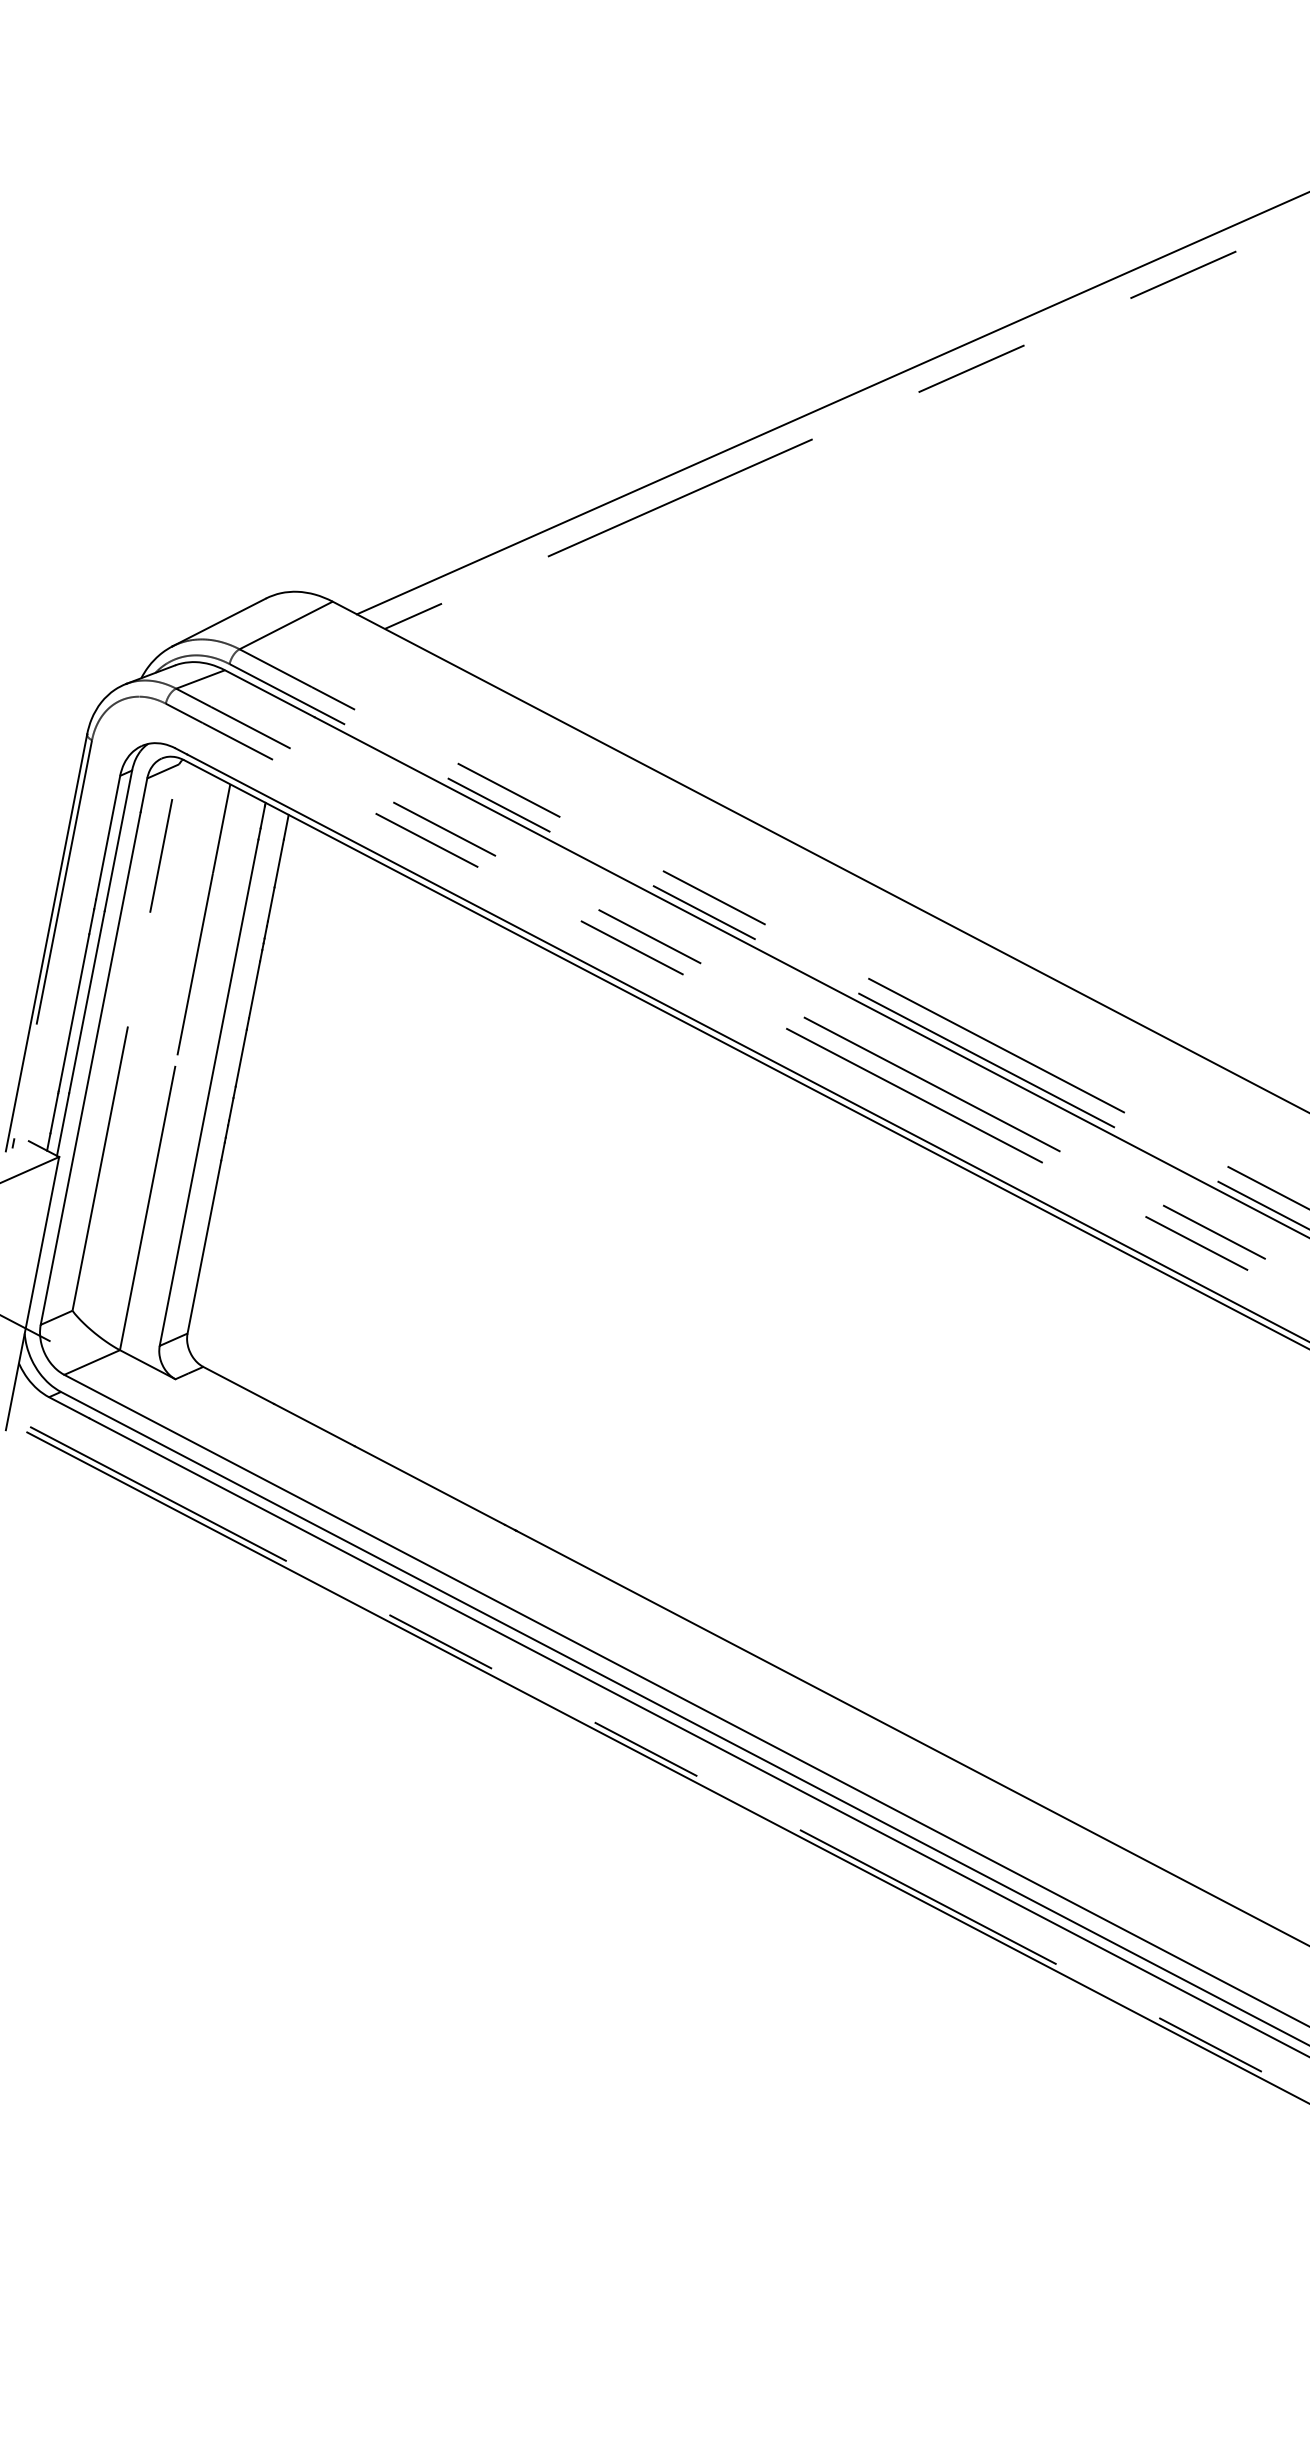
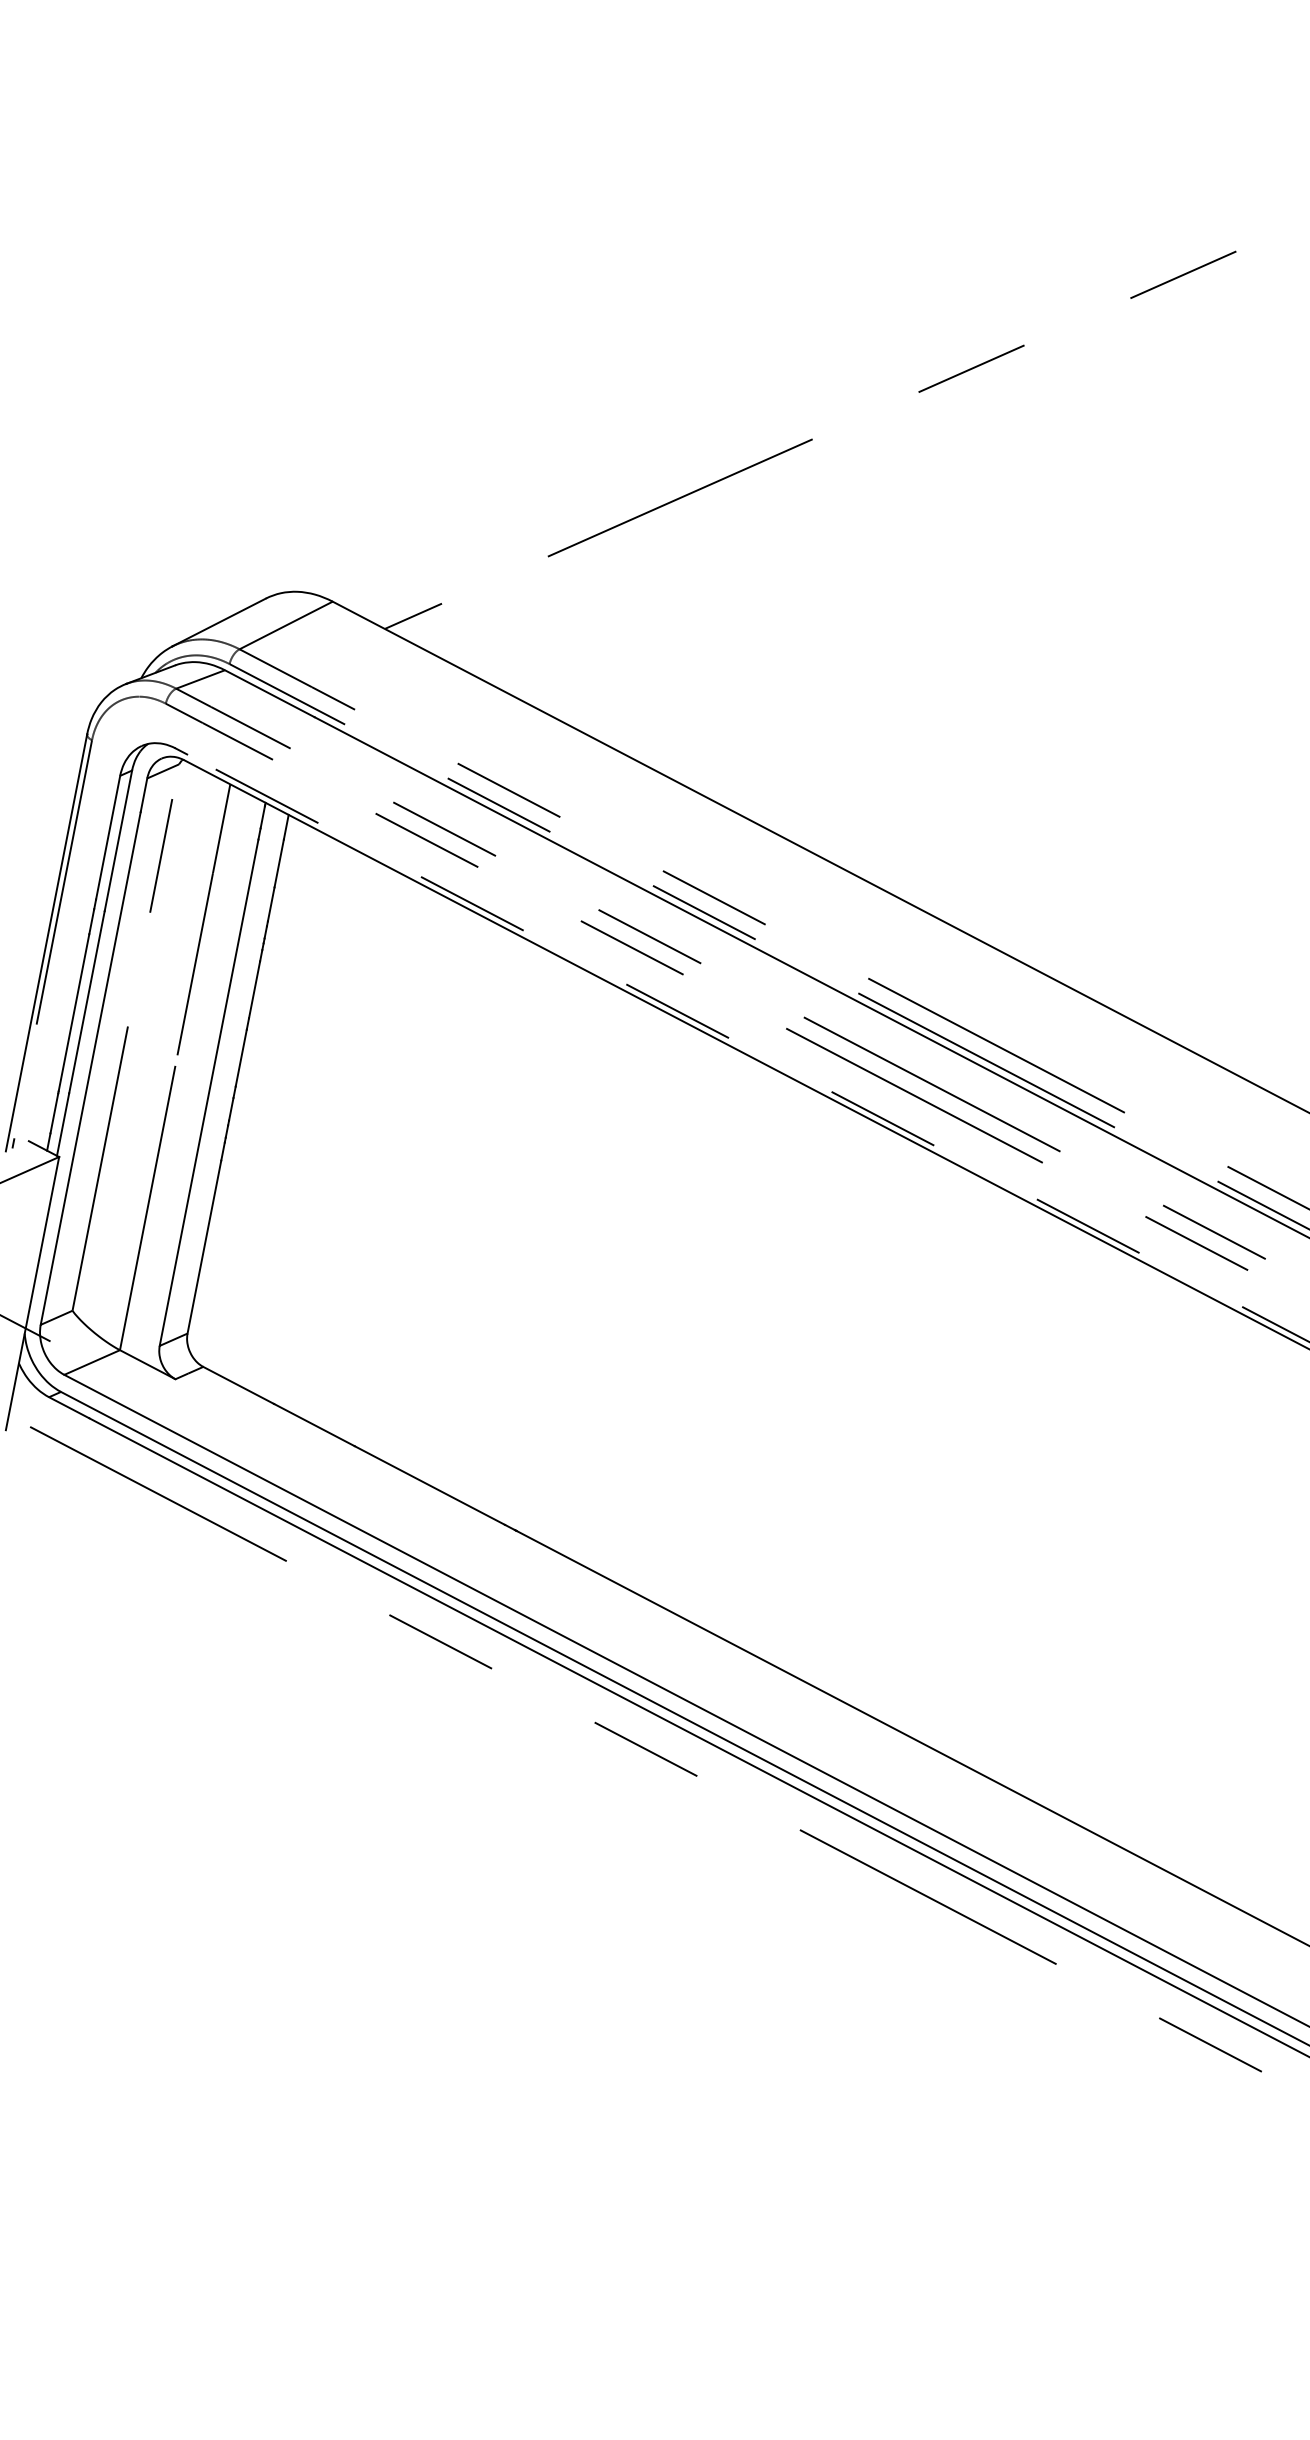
line: present -> none (831, 403)
line: solid -> dashed (747, 1047)
line: present -> none (666, 1767)
